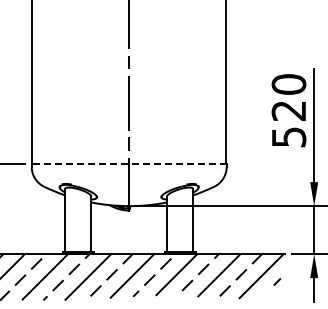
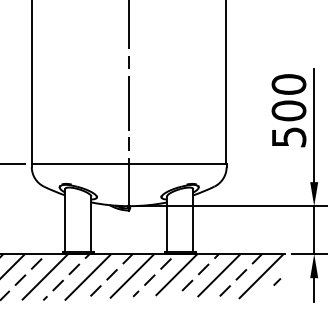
text: 520 -> 500 (288, 110)
line: dashed -> solid (128, 163)
